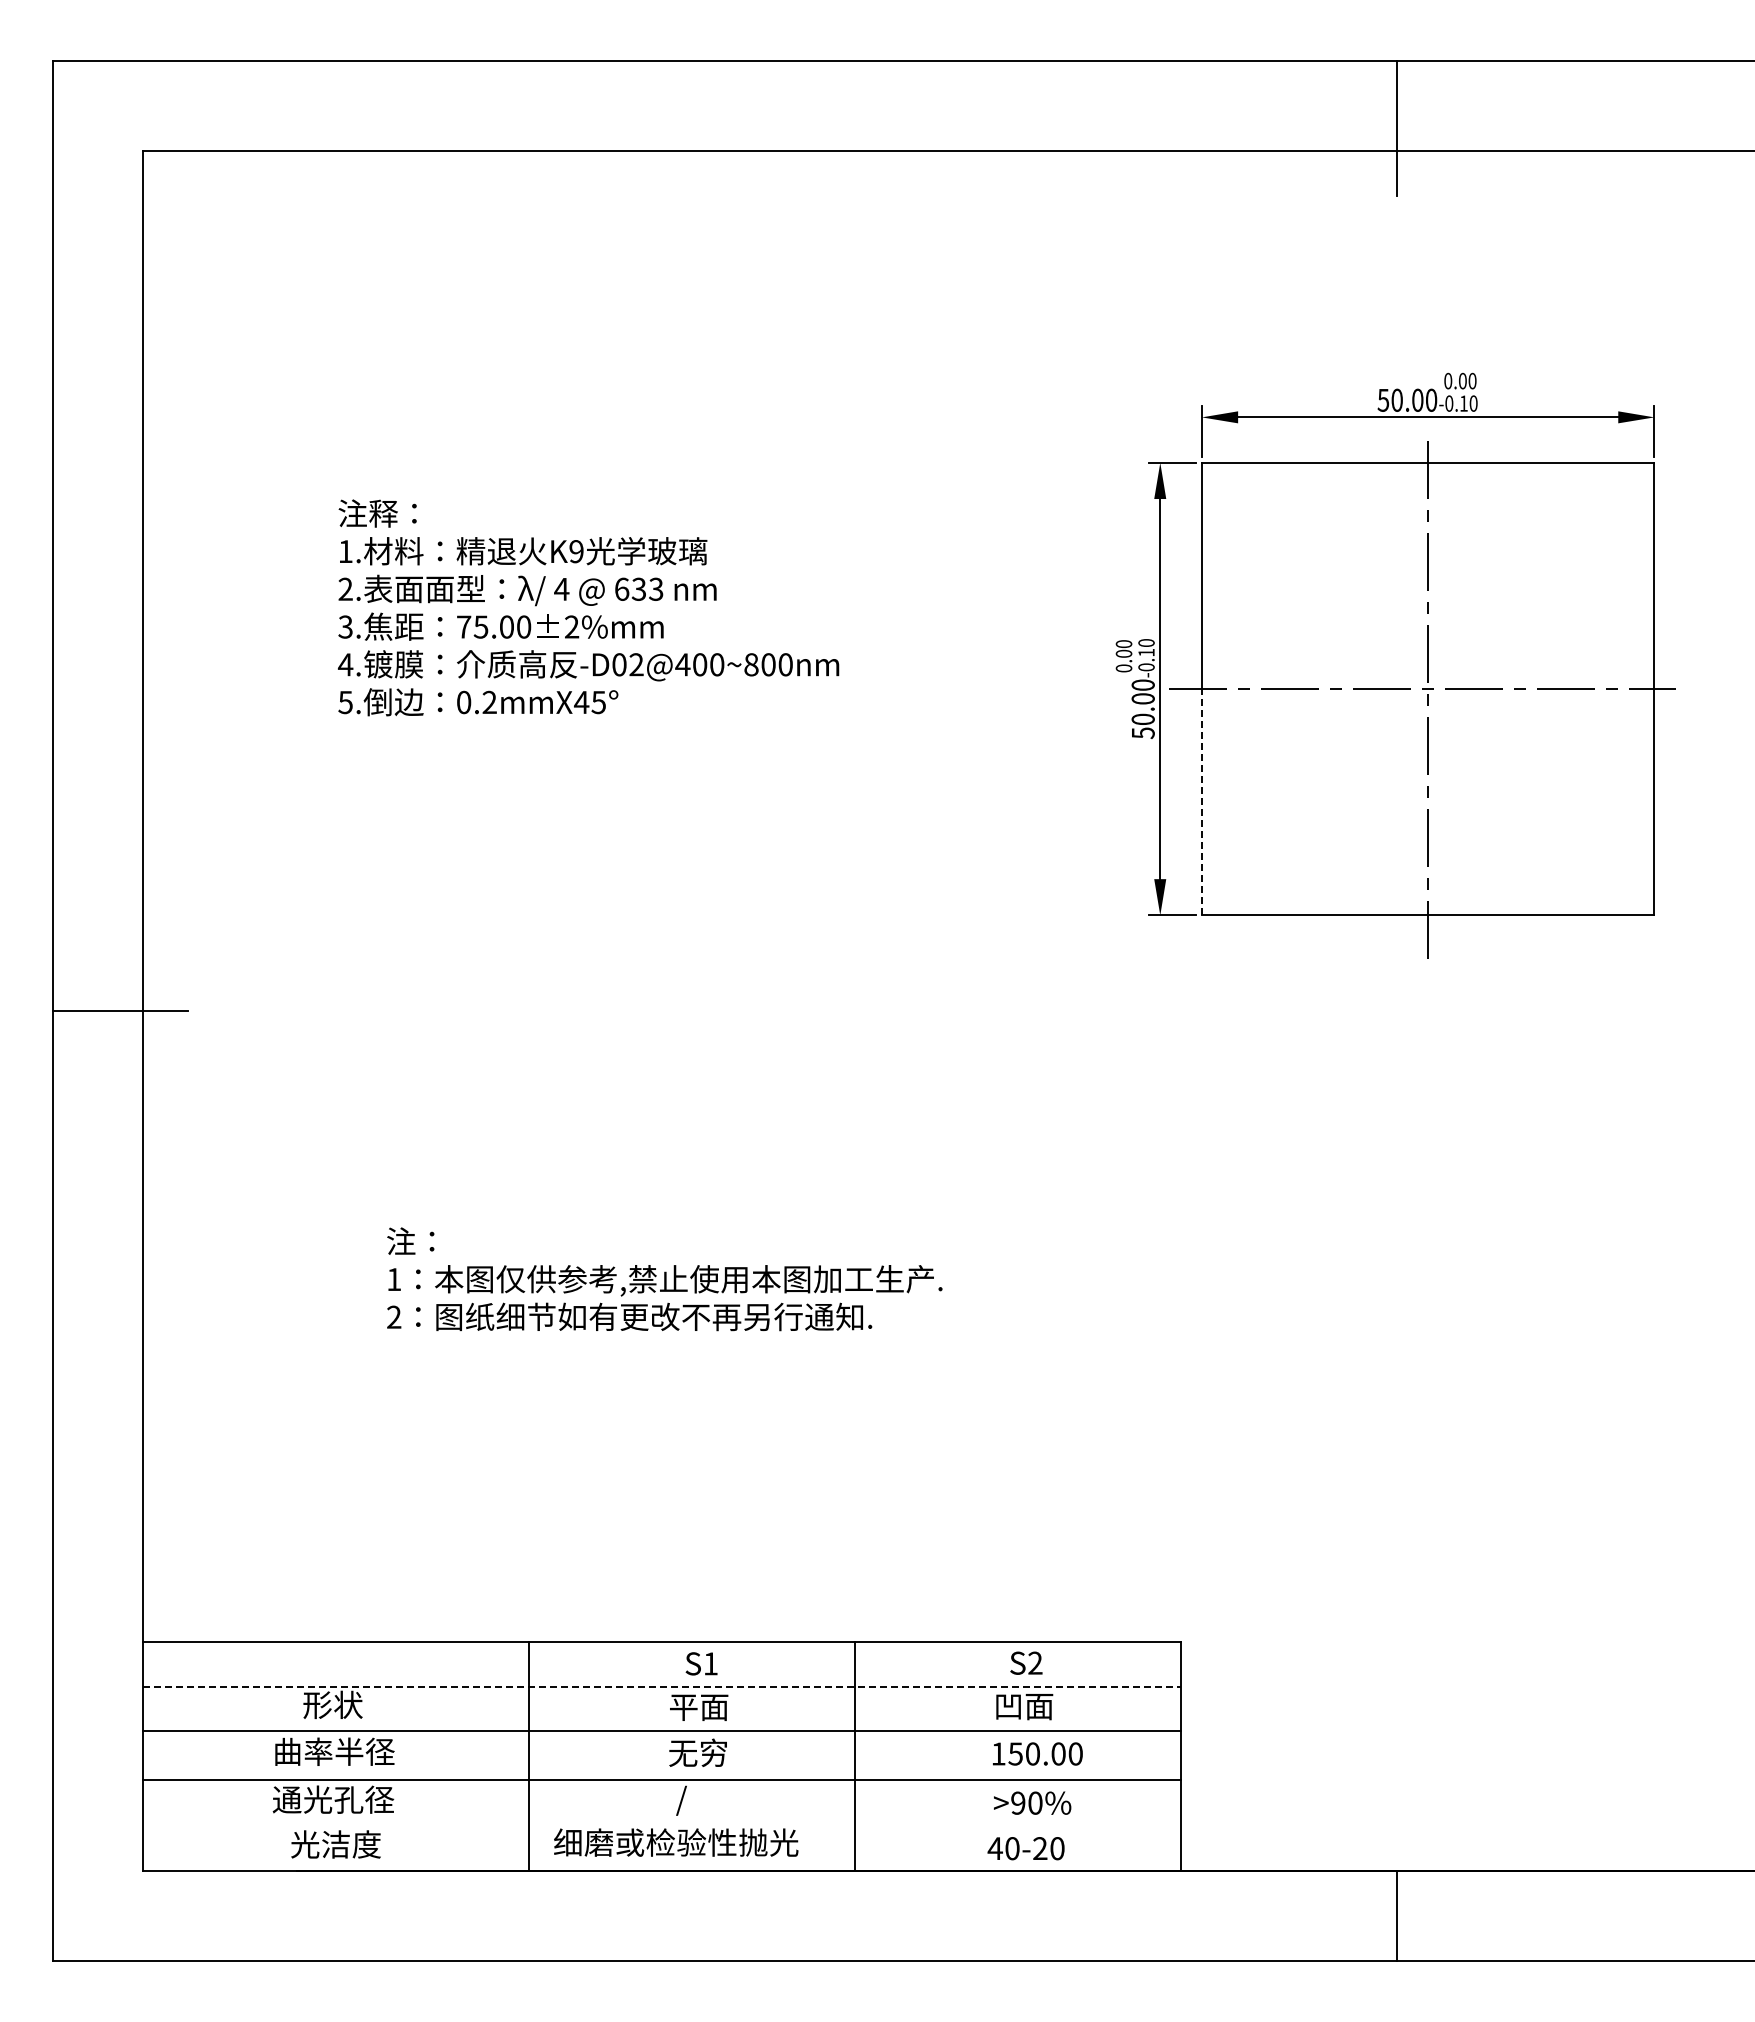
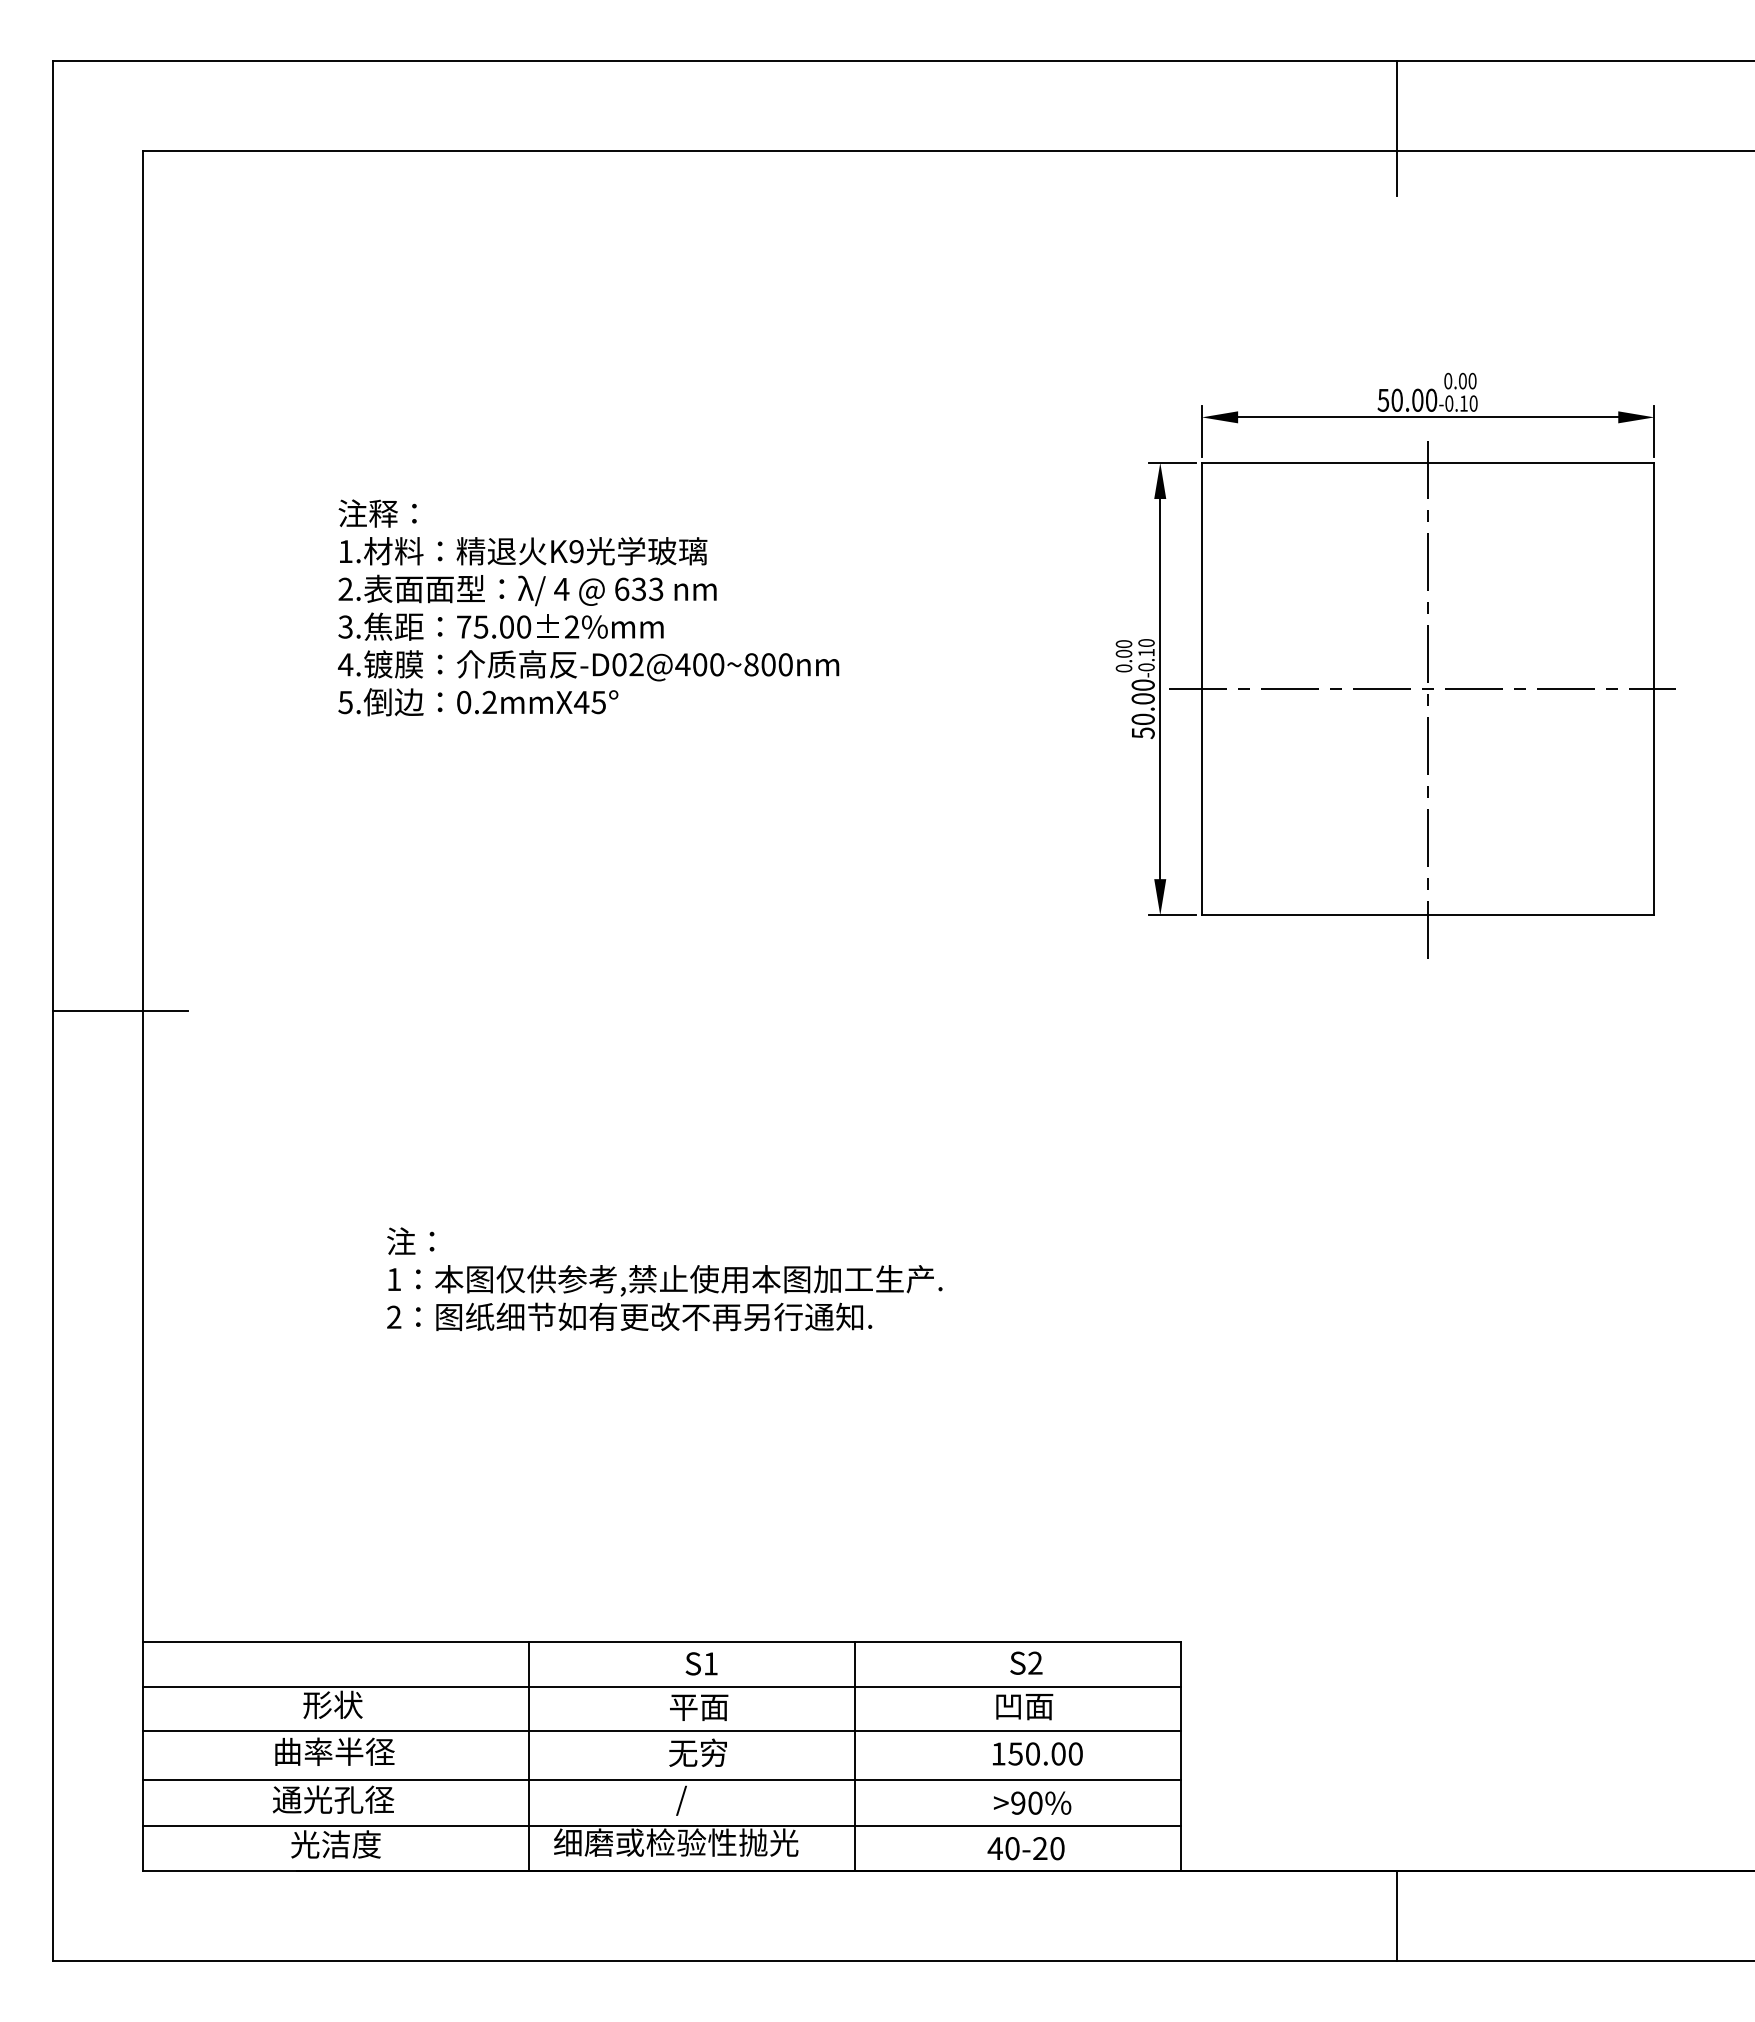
line: dashed -> solid (1201, 801)
line: dashed -> solid (661, 1686)
line: none -> present (661, 1825)
